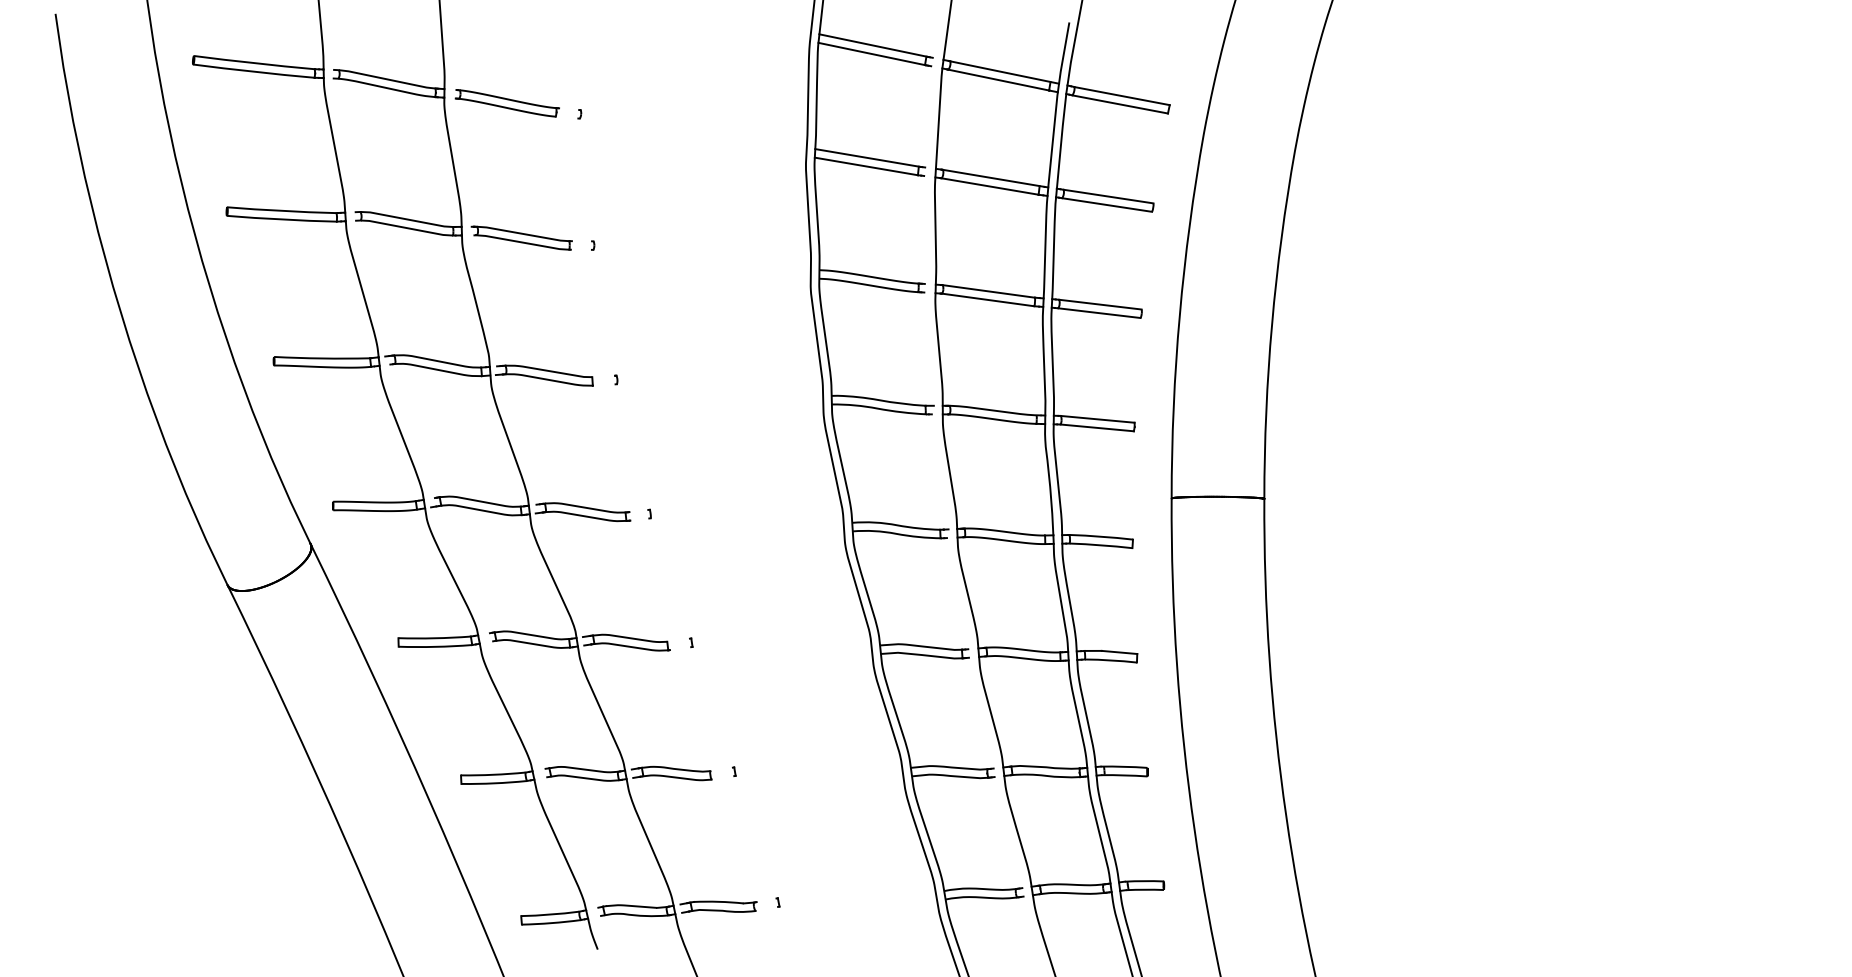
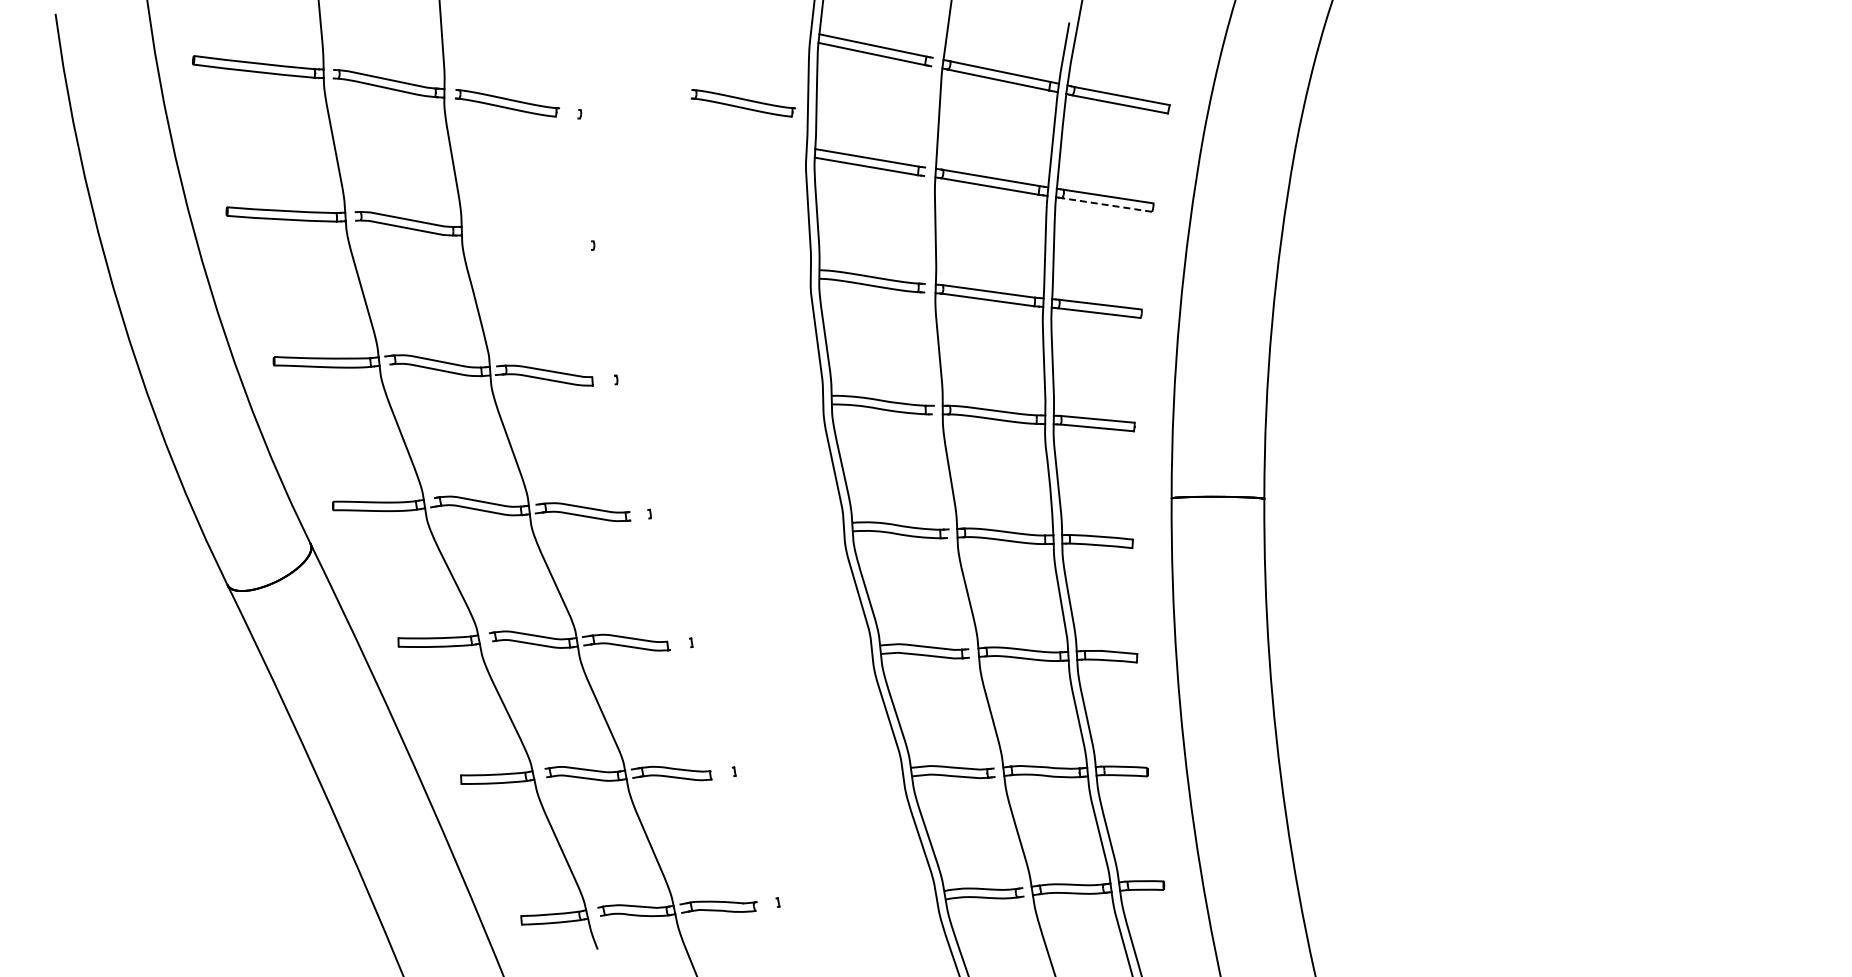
part: none -> present (742, 103)
line: solid -> dashed (1106, 204)
part: present -> none (521, 237)
